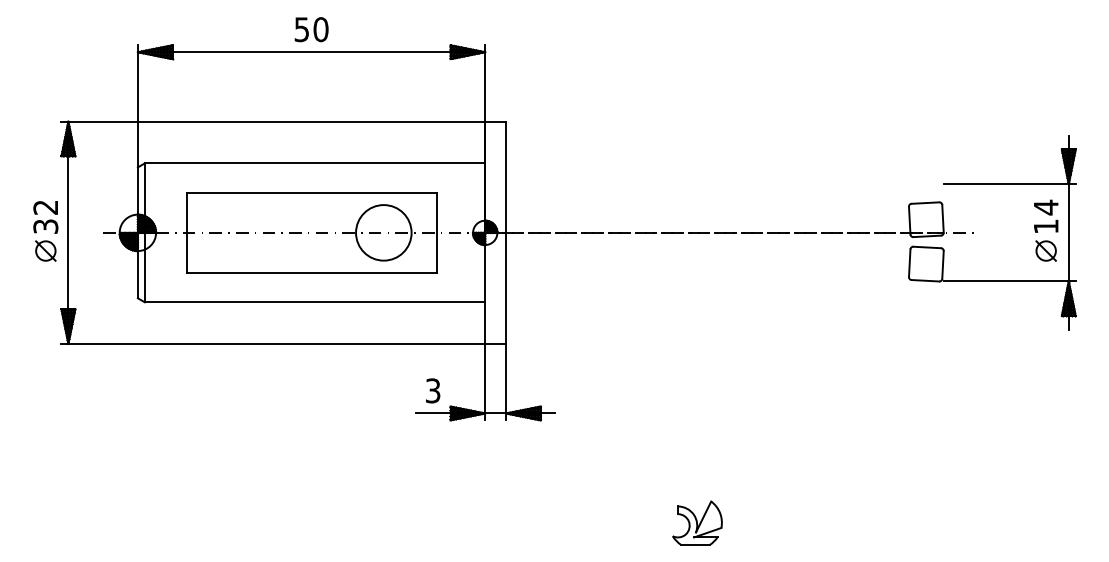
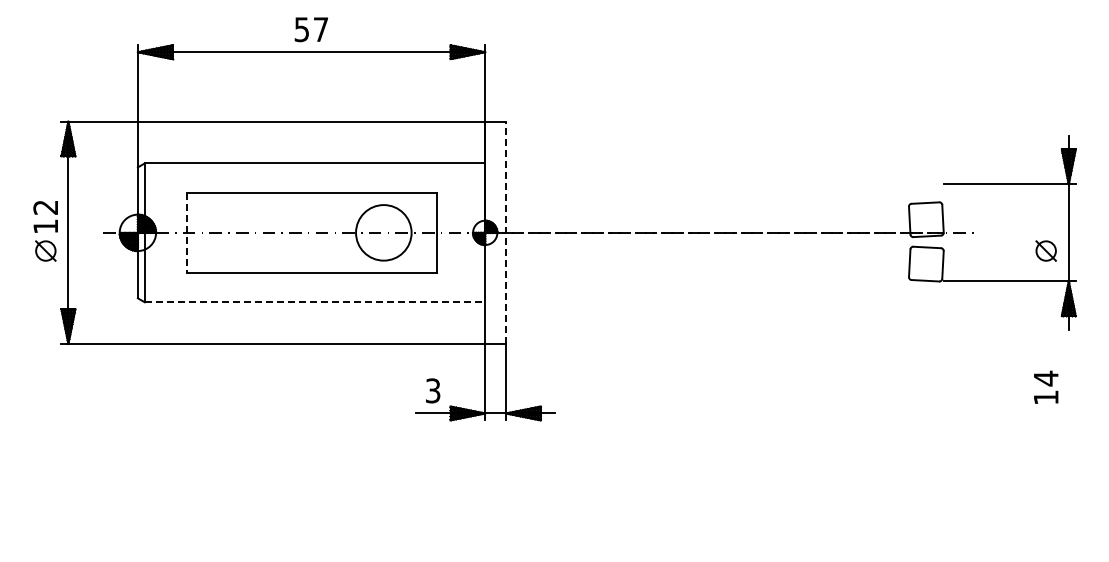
text: 50 -> 57 (320, 29)
text position: (1046, 215) -> (1046, 386) (1046, 386)
text: 32 -> 12 (45, 226)
line: solid -> dashed (186, 232)
line: solid -> dashed (506, 232)
line: solid -> dashed (315, 302)
part: present -> none (697, 522)
